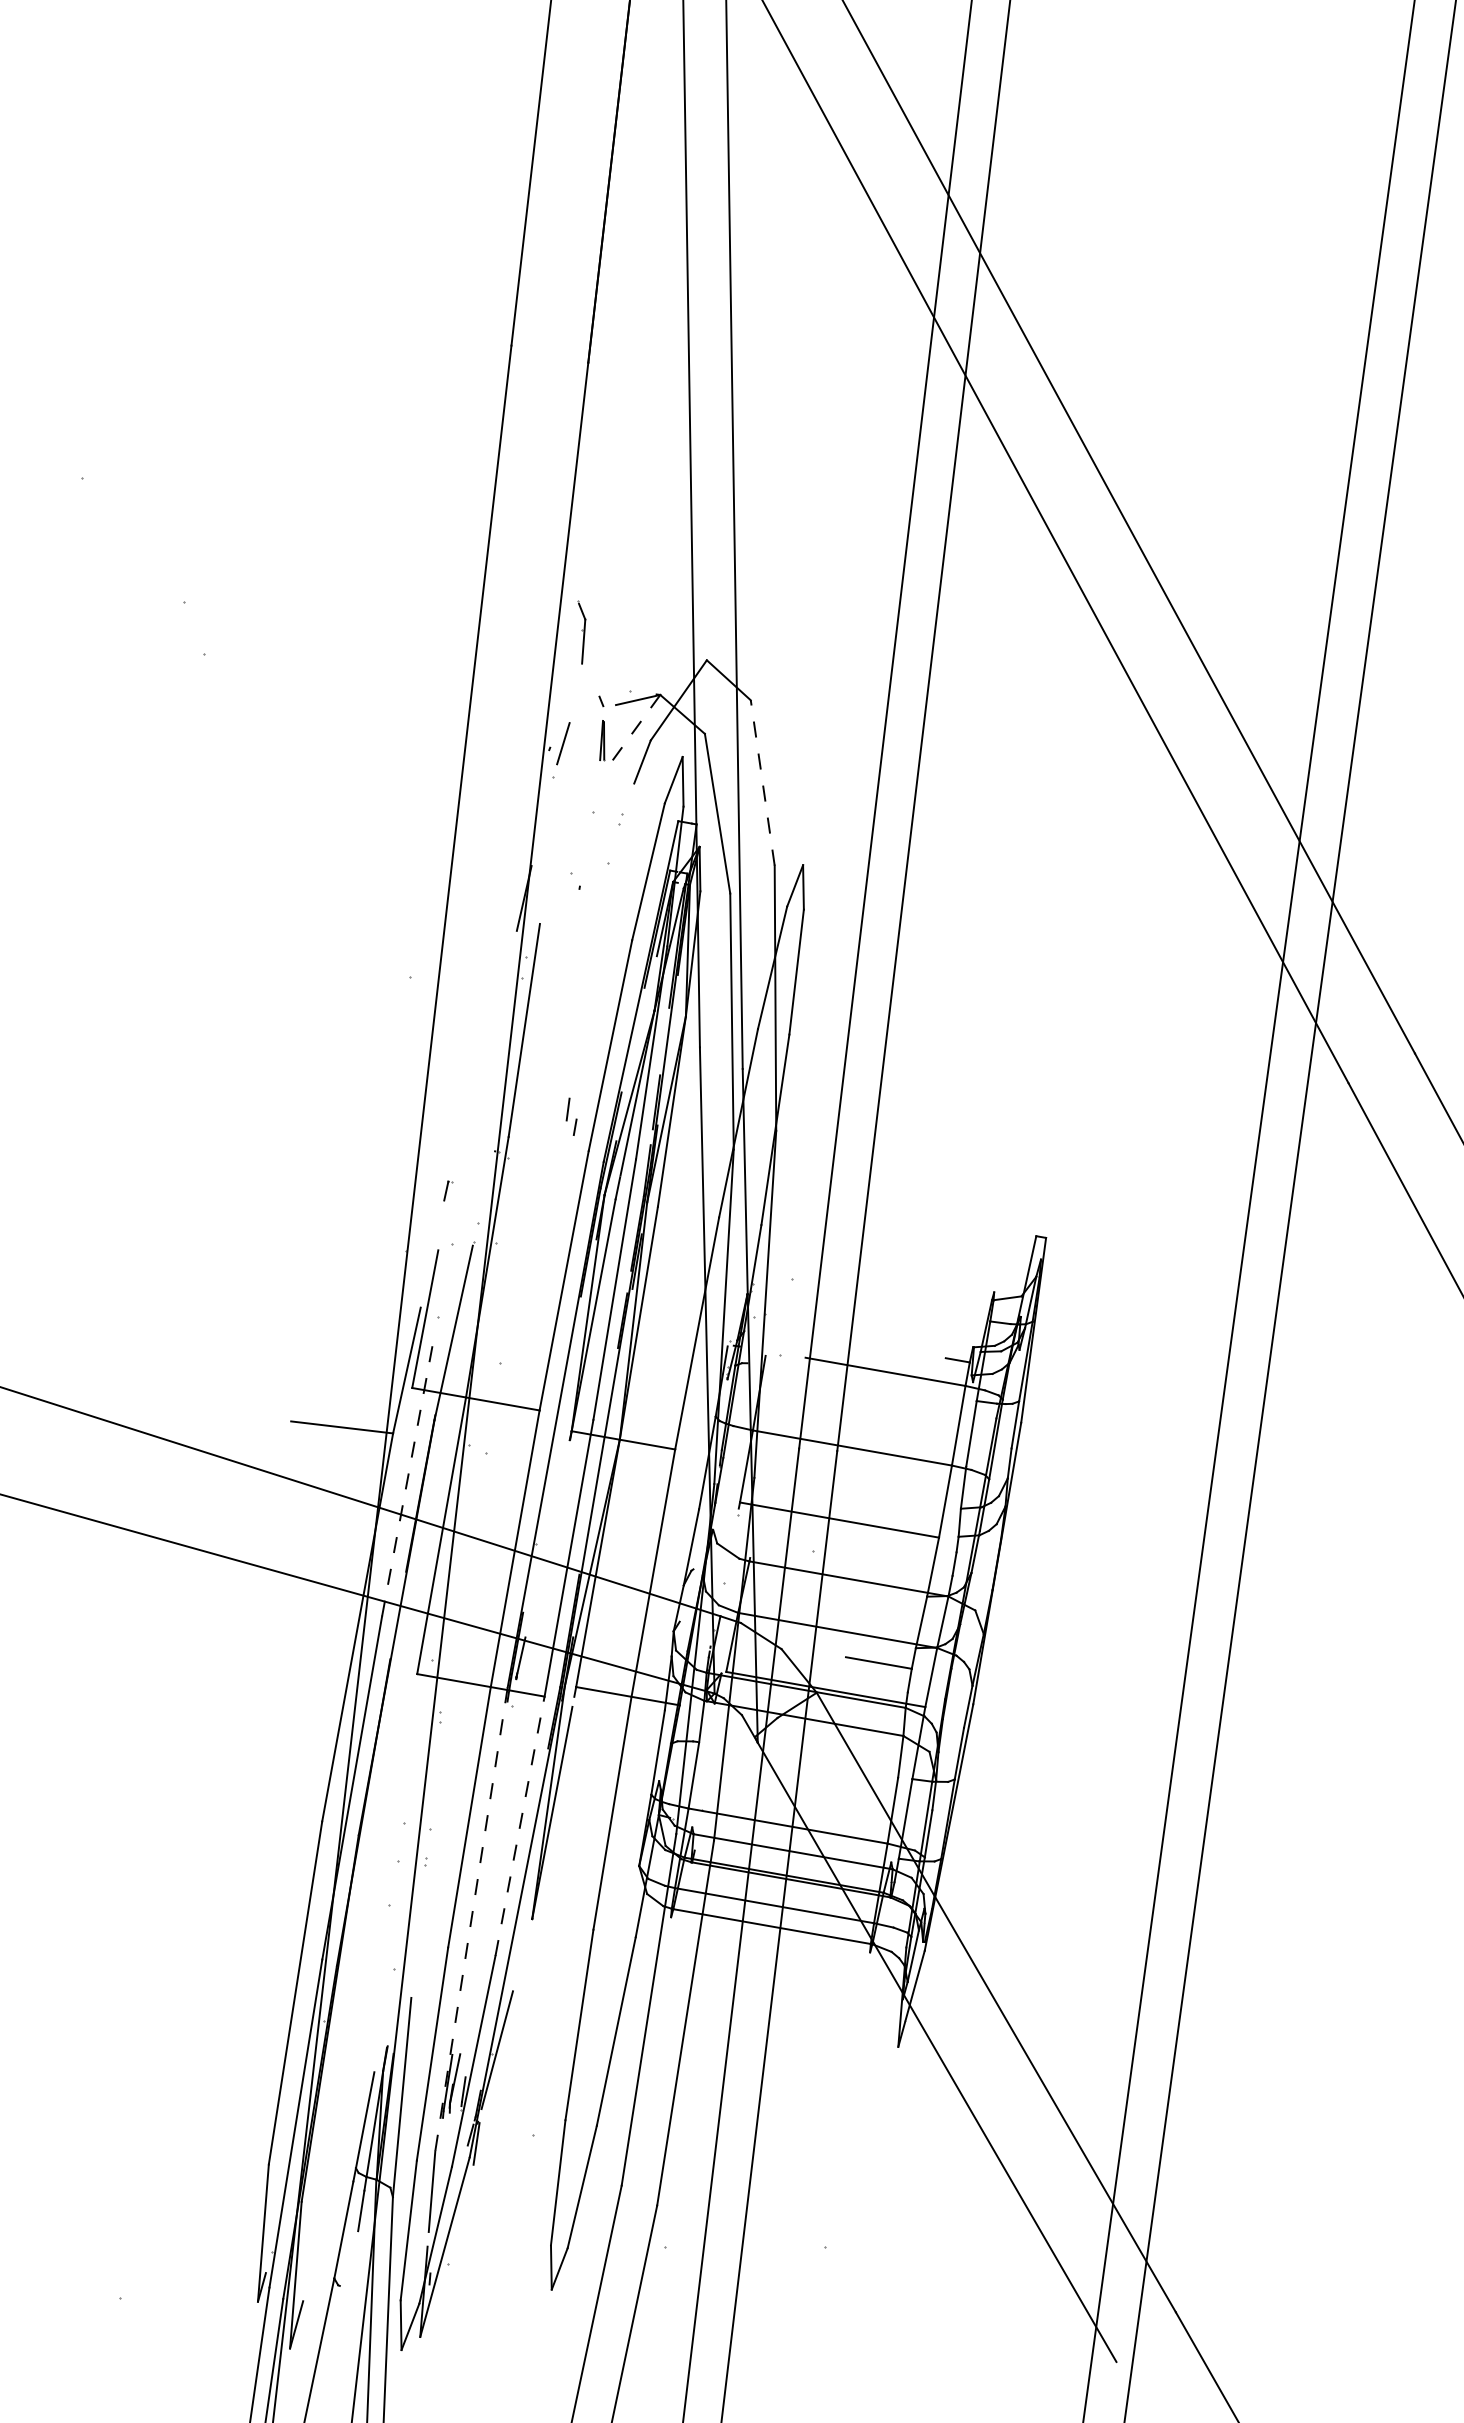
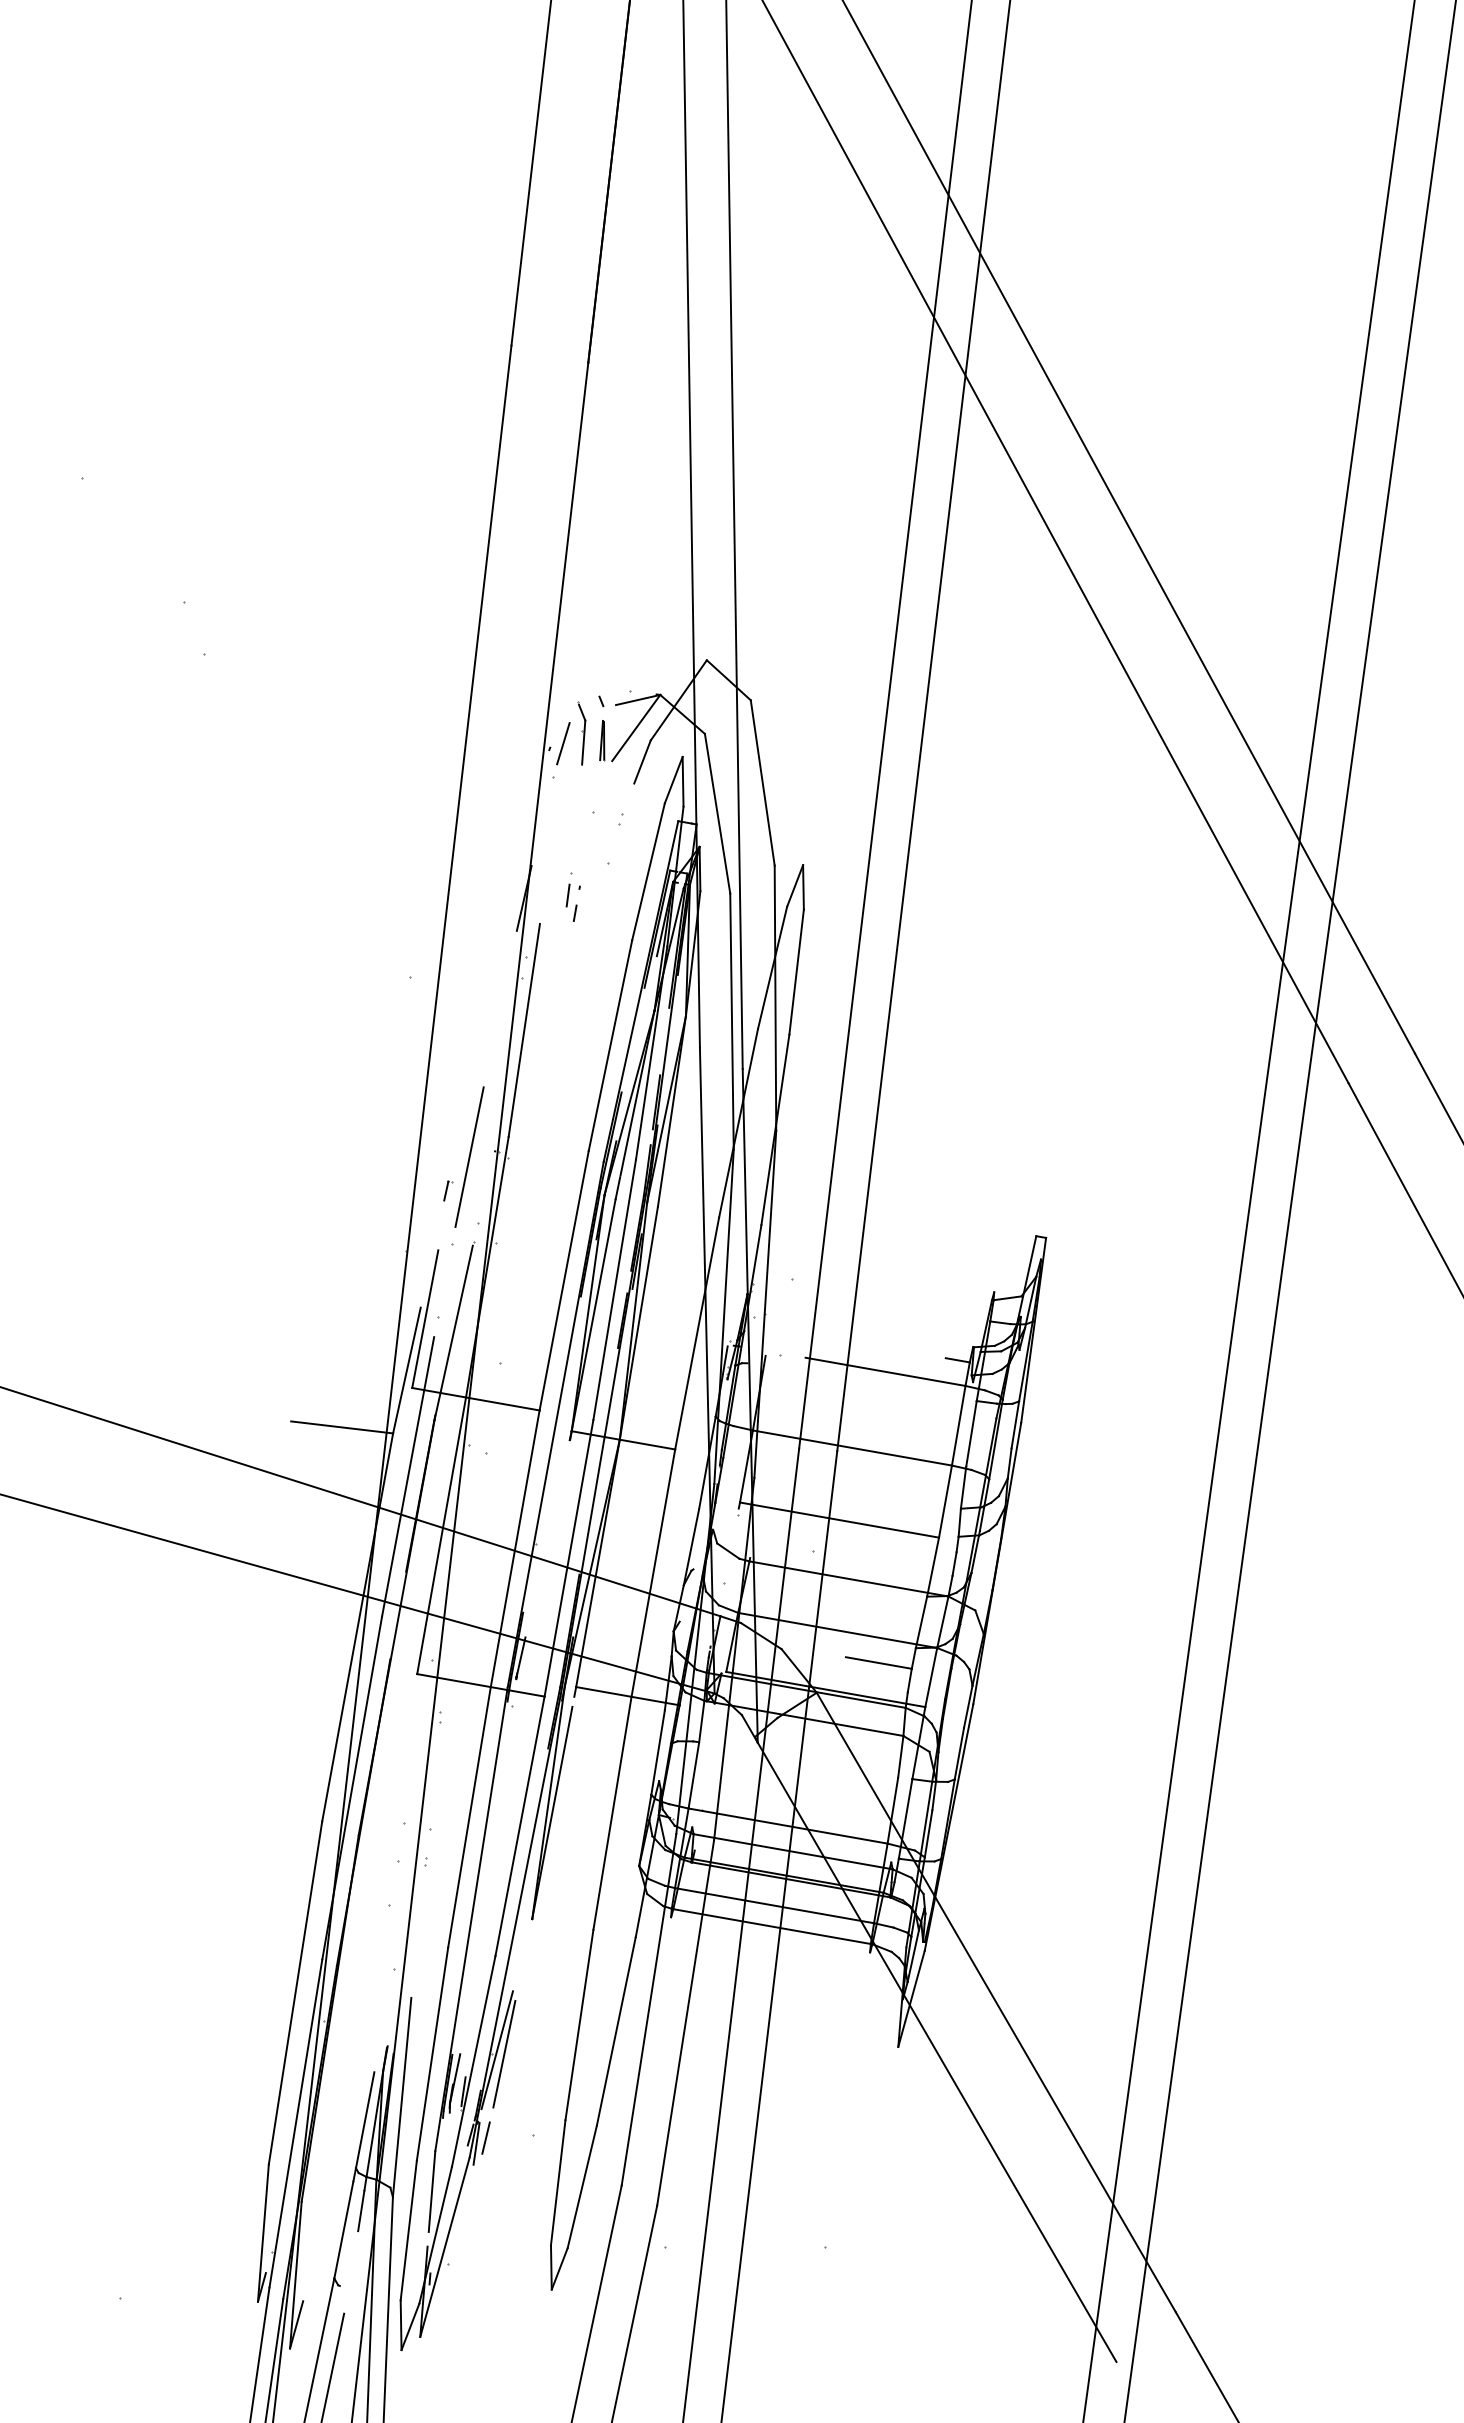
part position: (581, 632) -> (581, 733) (581, 733)
line: dashed -> solid (636, 728)
line: dashed -> solid (762, 782)
part position: (571, 1116) -> (571, 902) (571, 902)
line: none -> present (469, 1156)
line: dashed -> solid (408, 1476)
line: dashed -> solid (520, 1826)
line: dashed -> solid (471, 1919)
line: none -> present (504, 2053)
line: none -> present (485, 2137)
line: none -> present (333, 2366)
